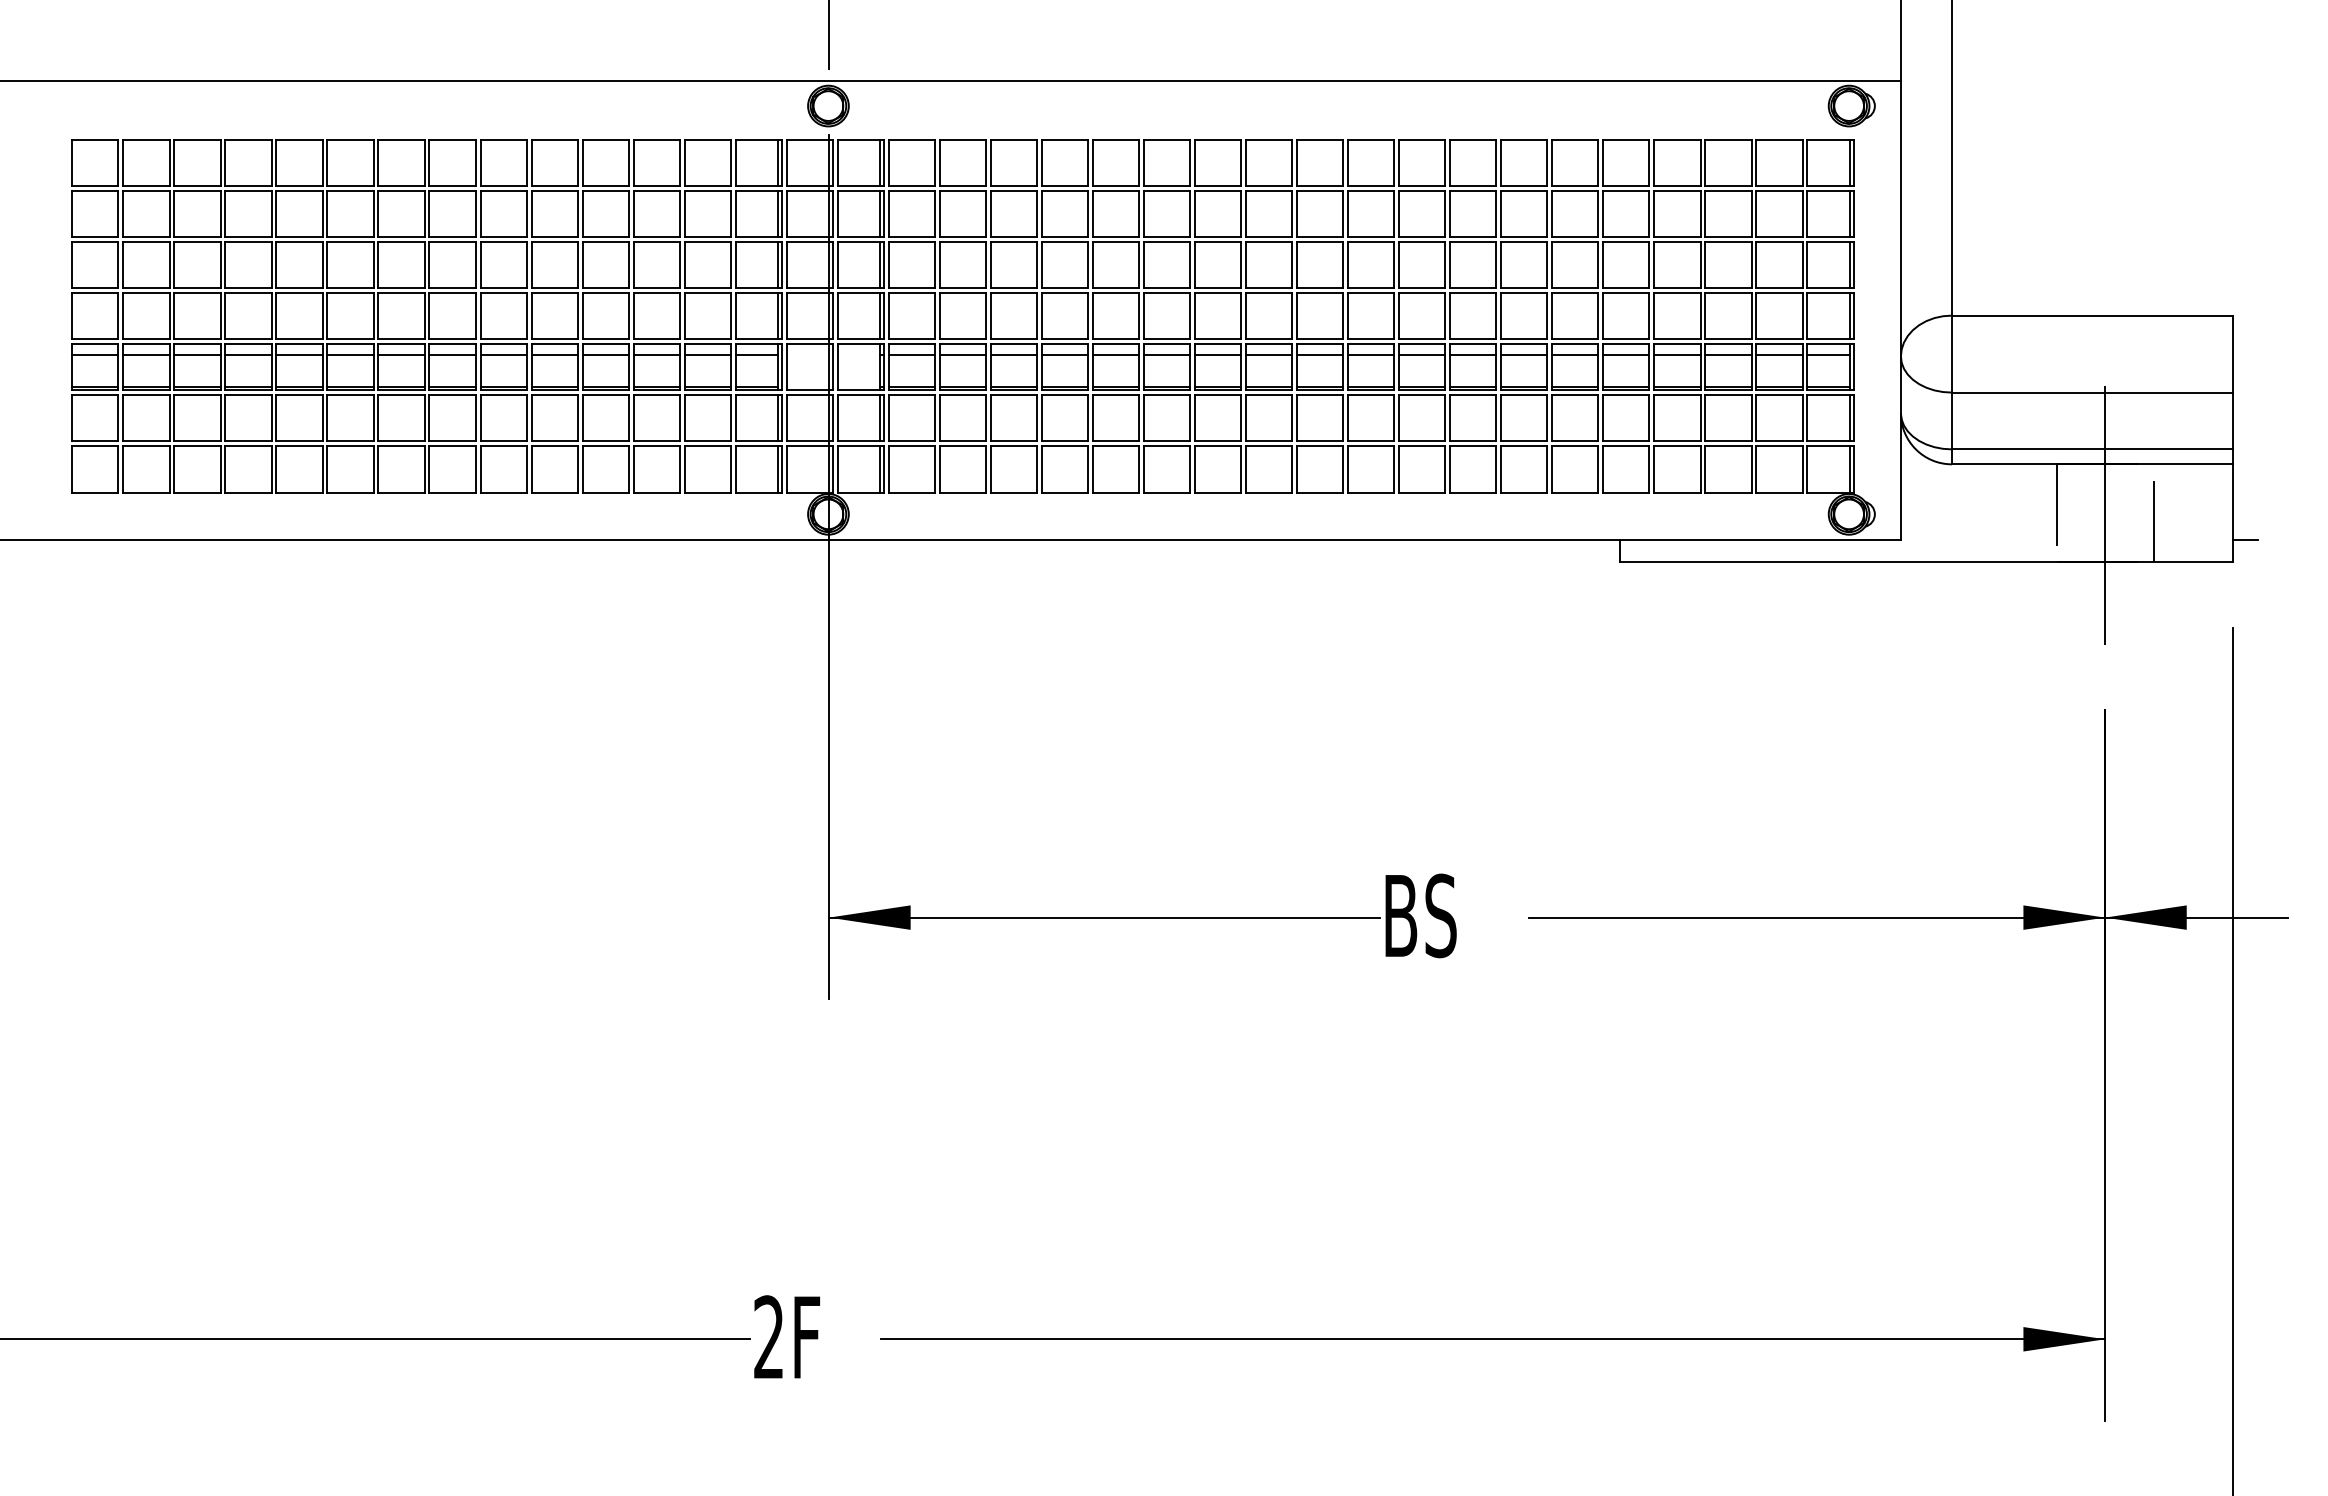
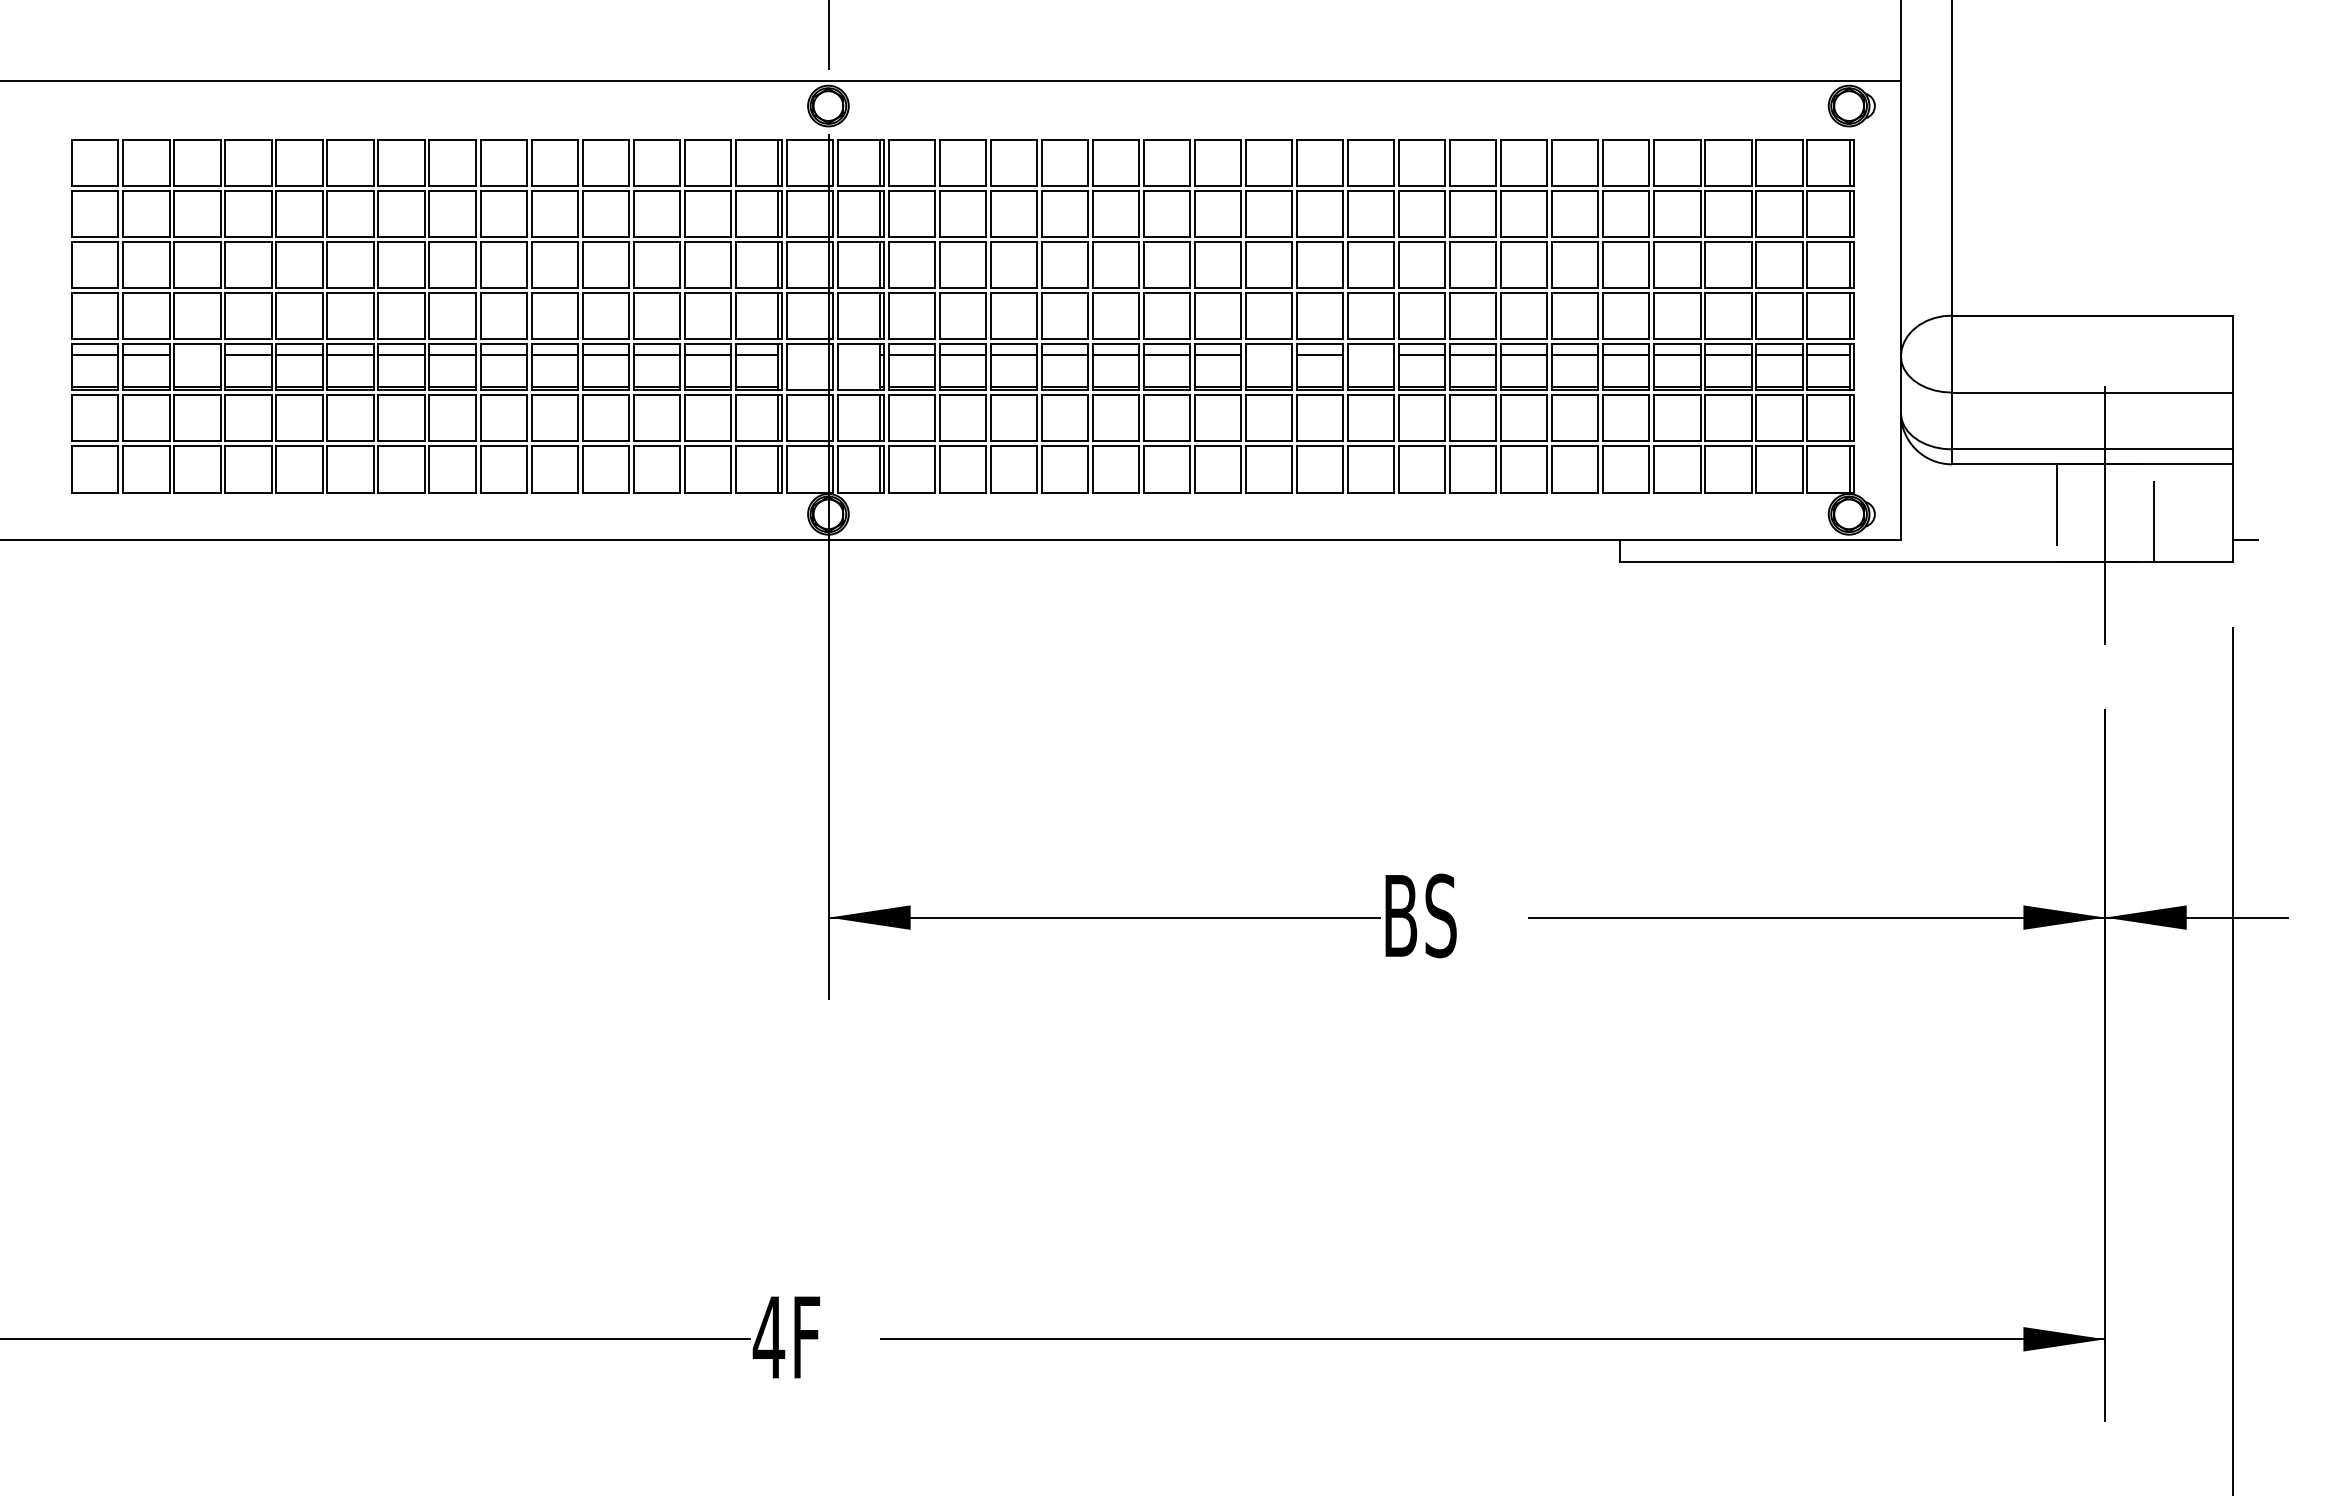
line: present -> none (197, 354)
line: present -> none (1268, 354)
line: present -> none (1371, 354)
text: 2F -> 4F (768, 1336)
